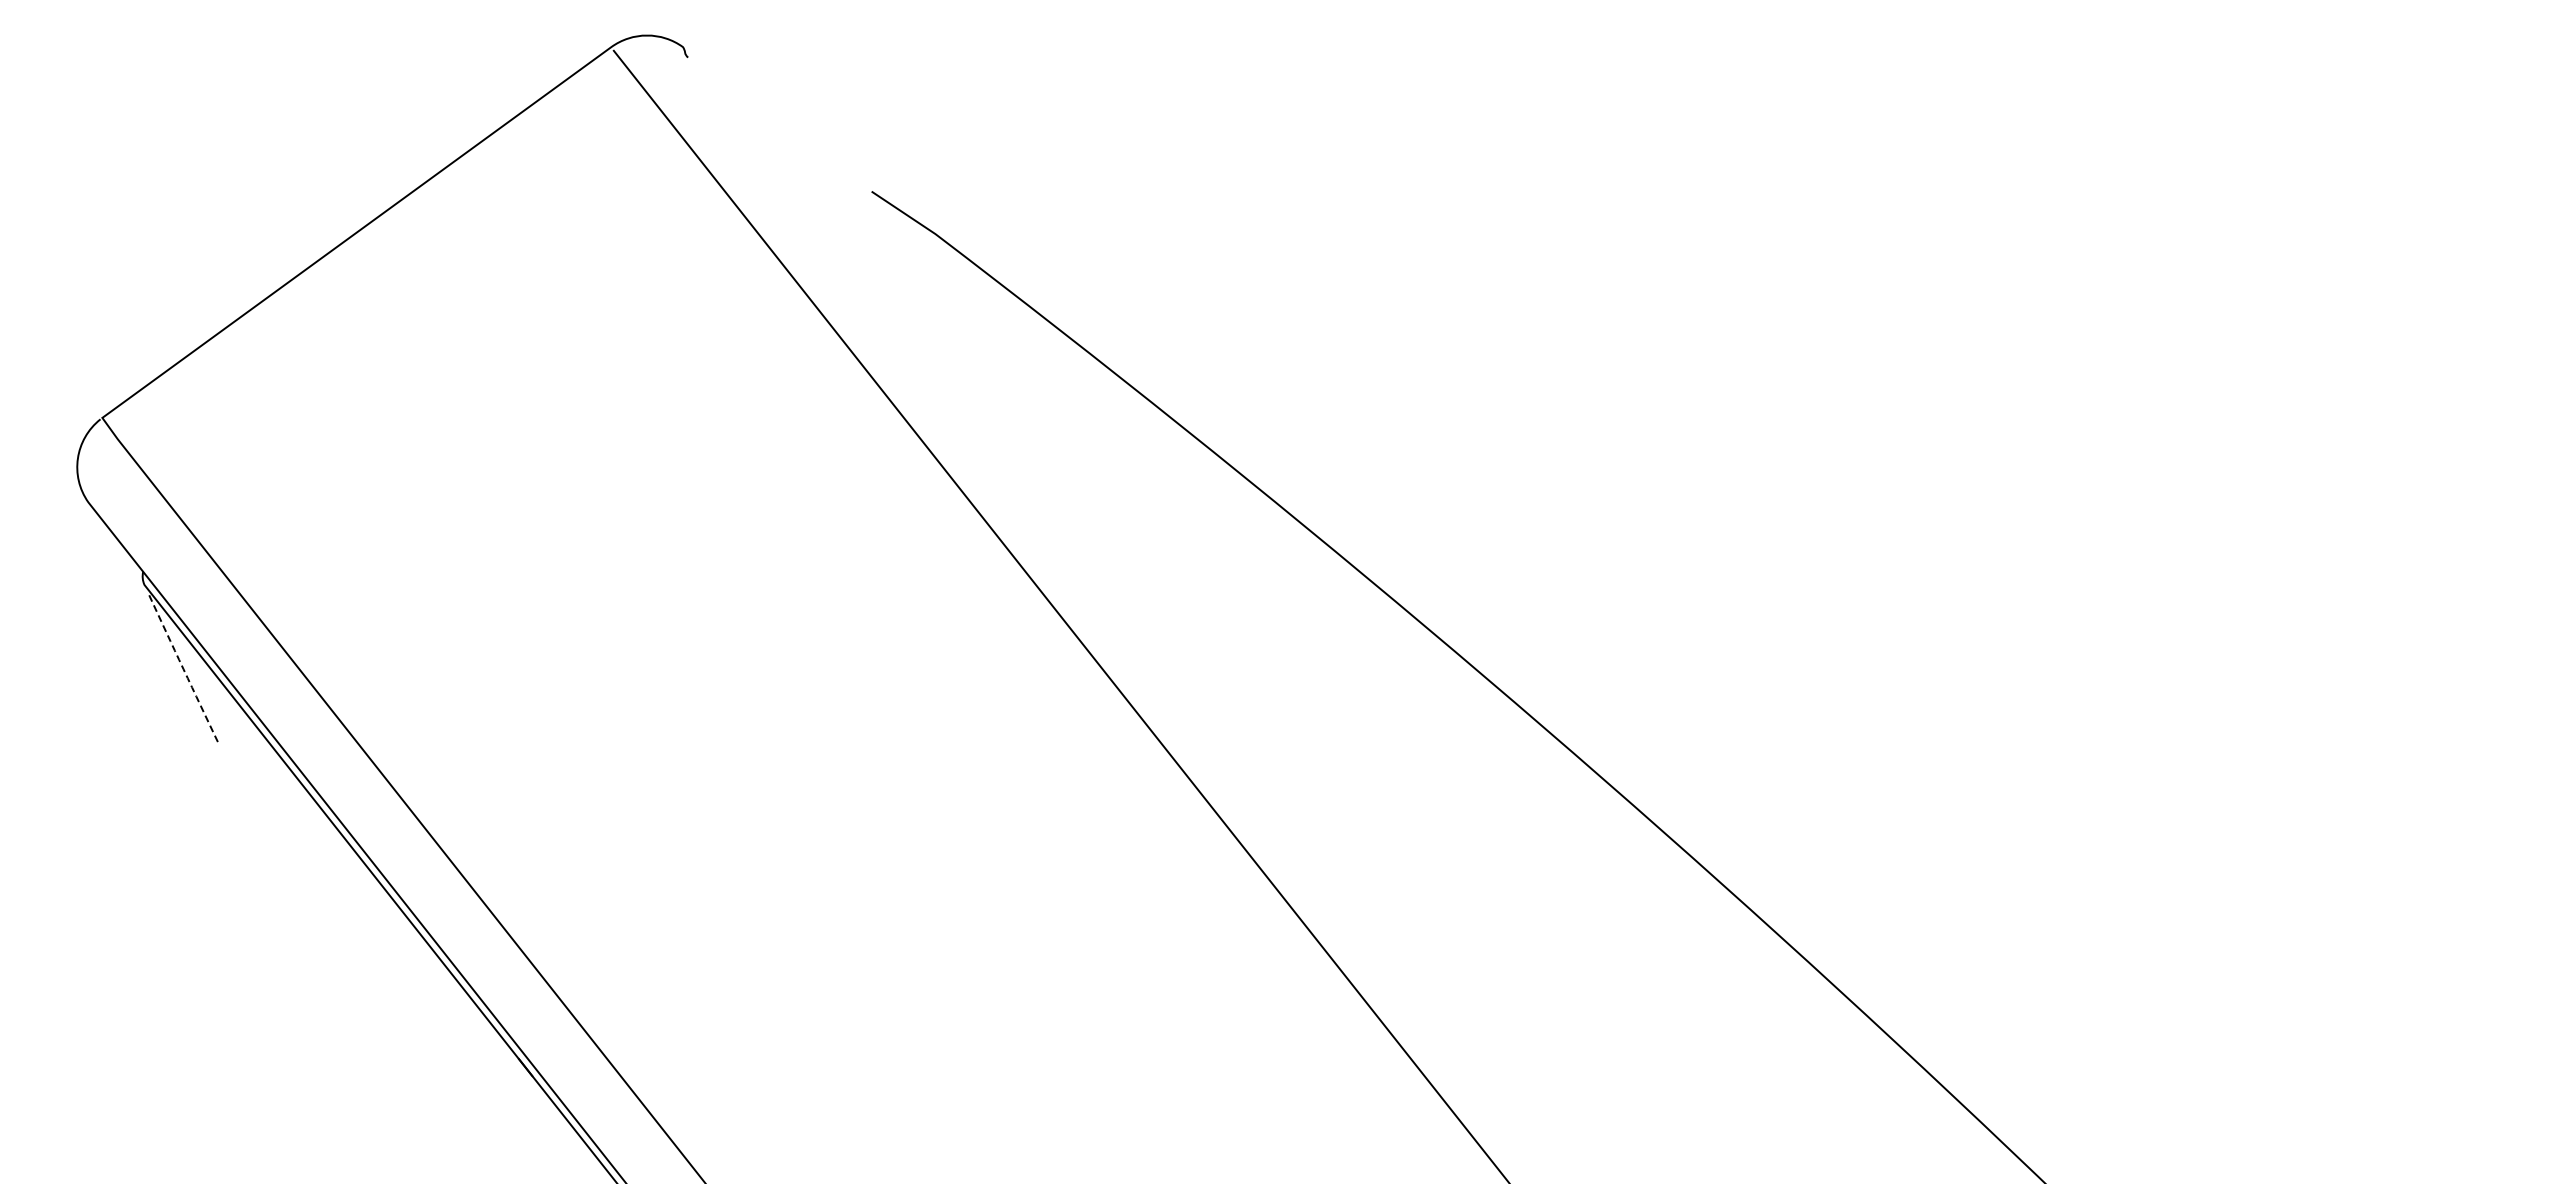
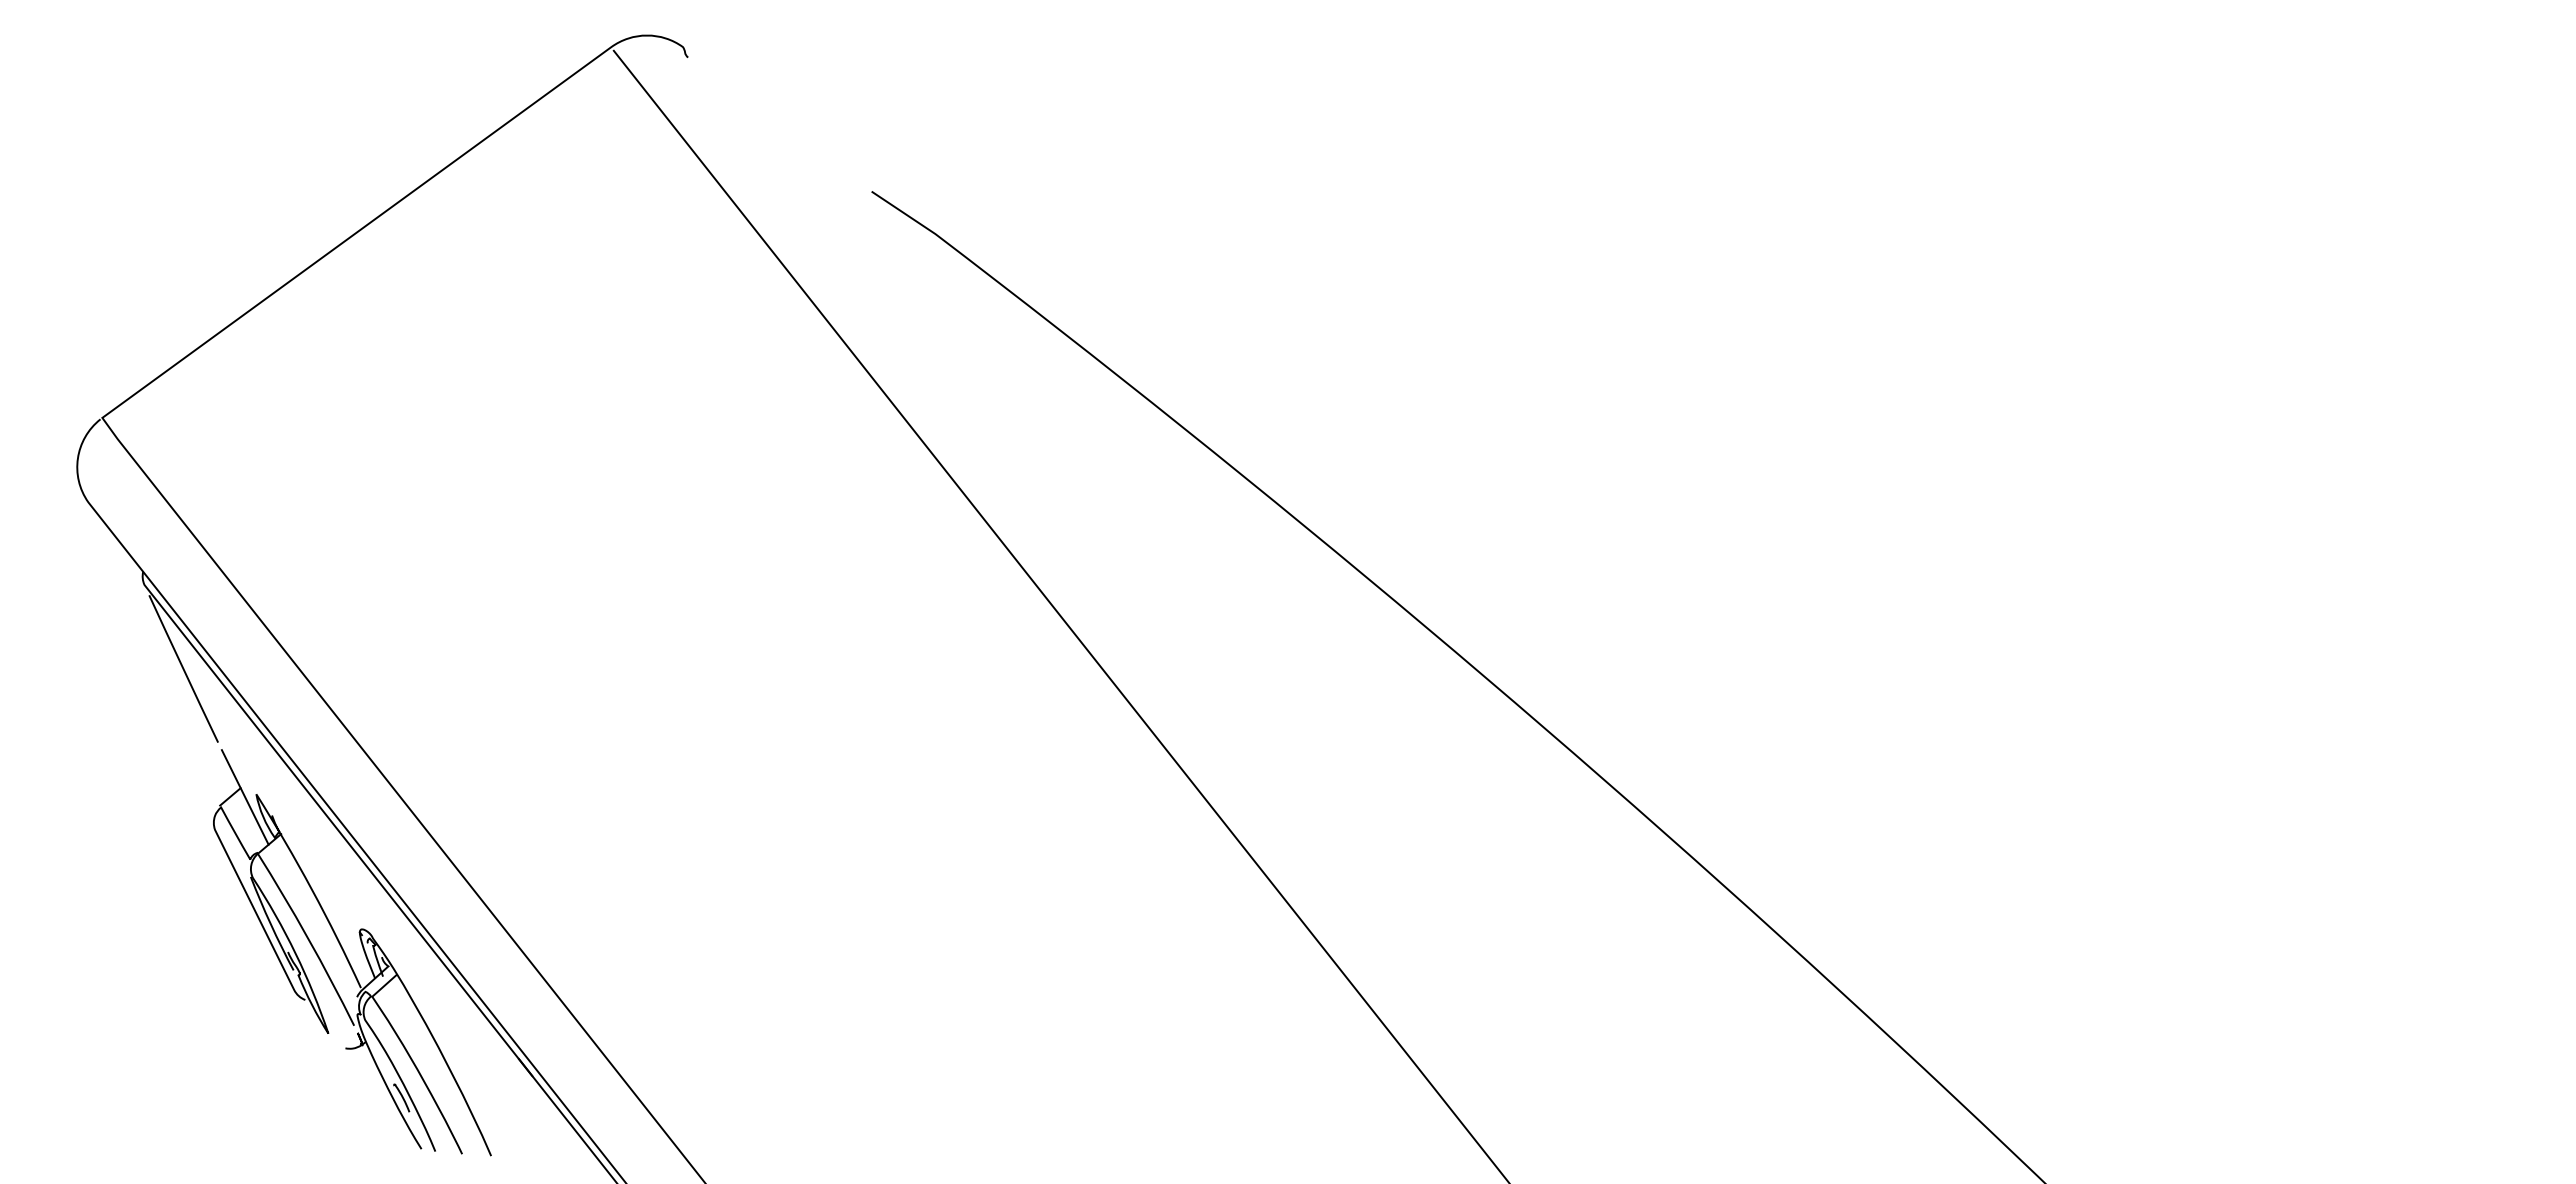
arc: dashed -> solid (183, 669)
part: none -> present (346, 954)
